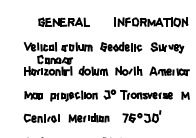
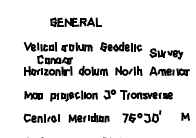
part position: (63, 21) -> (75, 21) (75, 21)
part: present -> none (151, 22)
part position: (167, 47) -> (166, 53) (166, 53)
part position: (185, 95) -> (185, 116) (185, 116)
